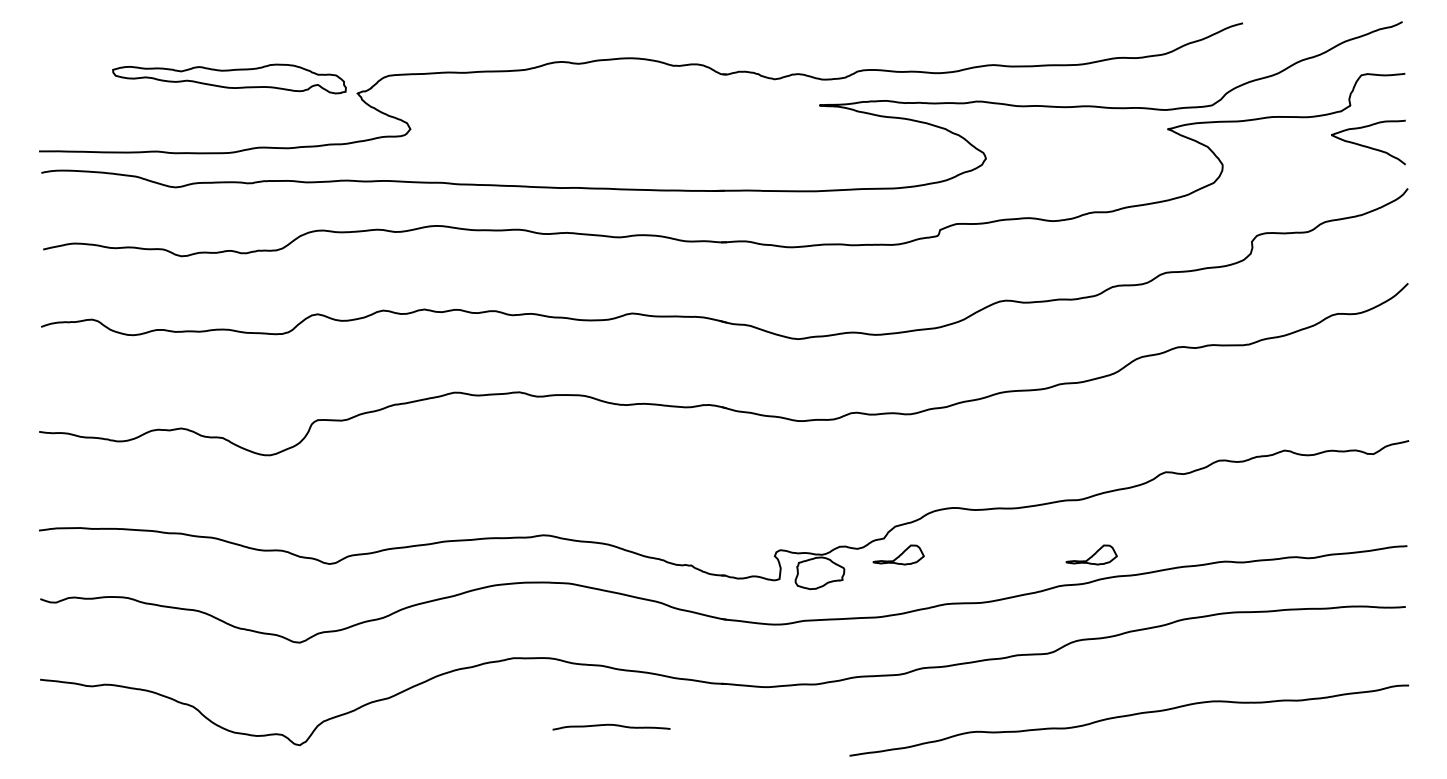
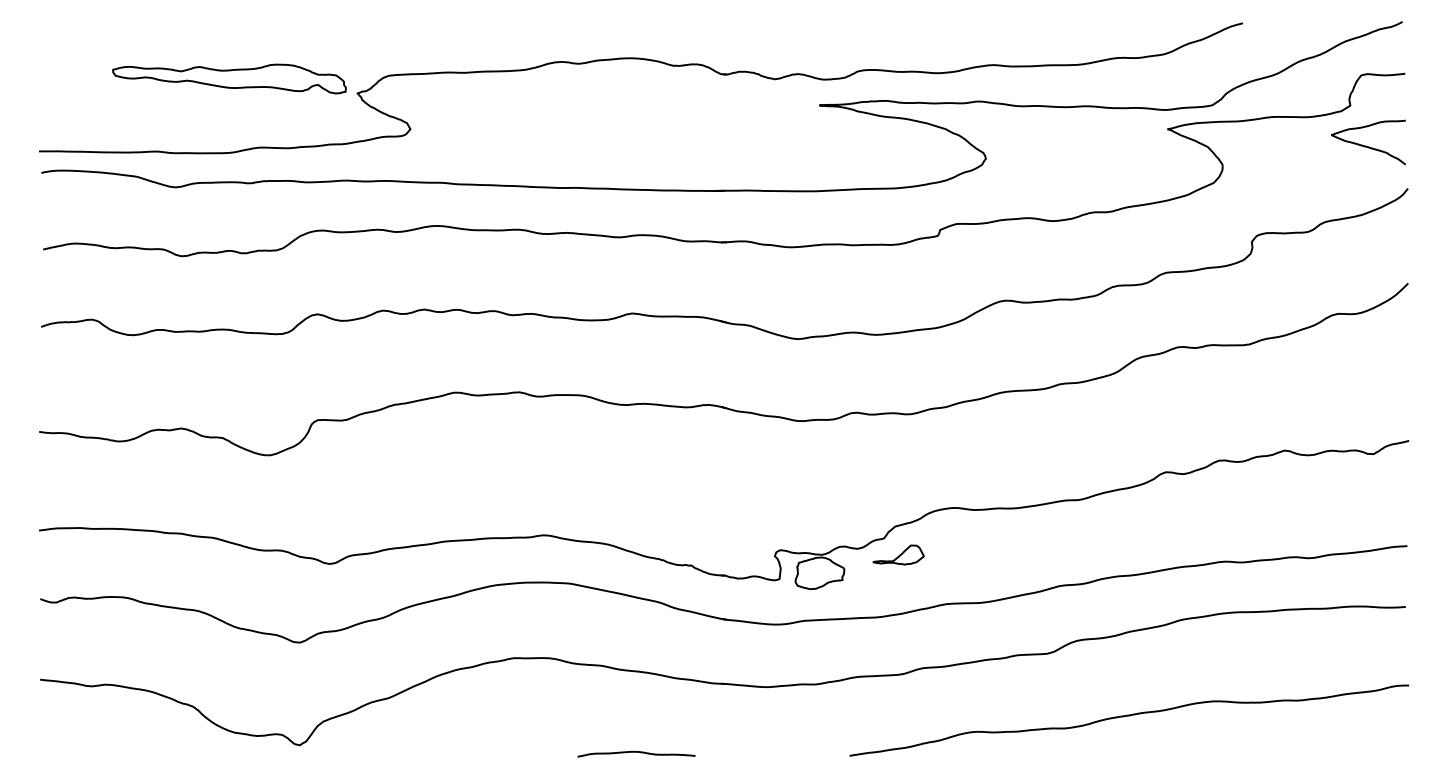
part: present -> none (1091, 554)
curve position: (611, 725) -> (636, 752) (636, 752)
